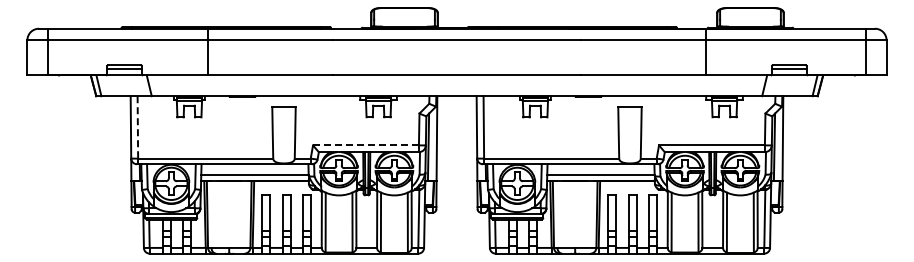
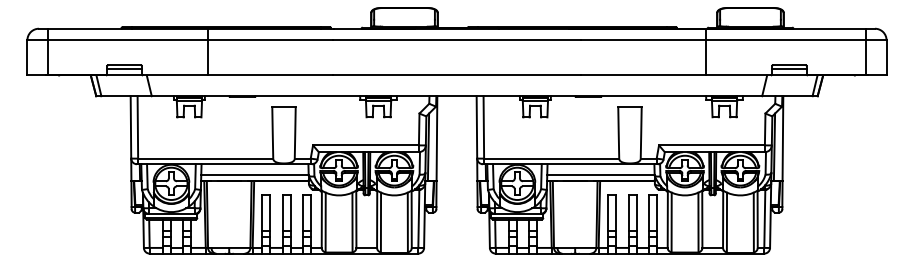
line: dashed -> solid (137, 127)
line: dashed -> solid (366, 145)
